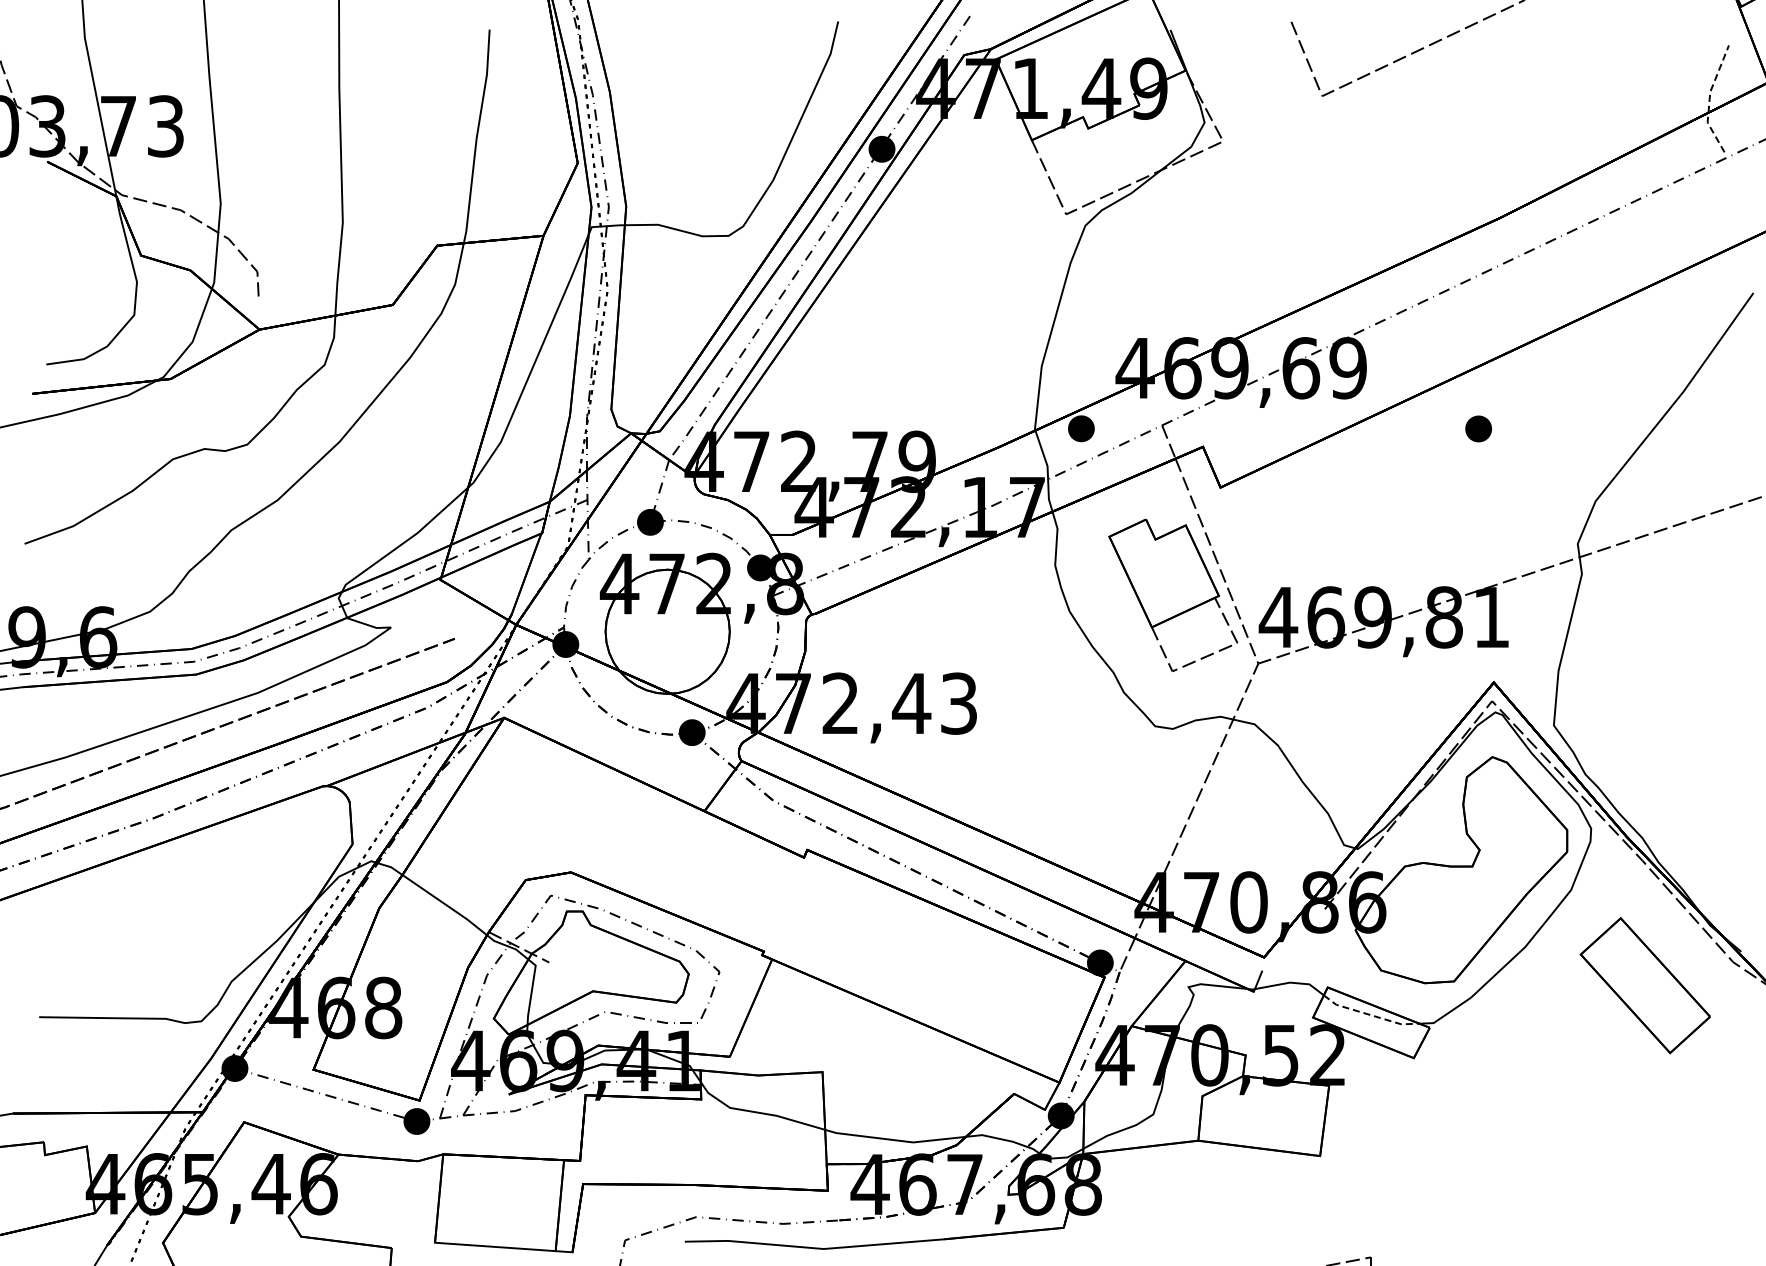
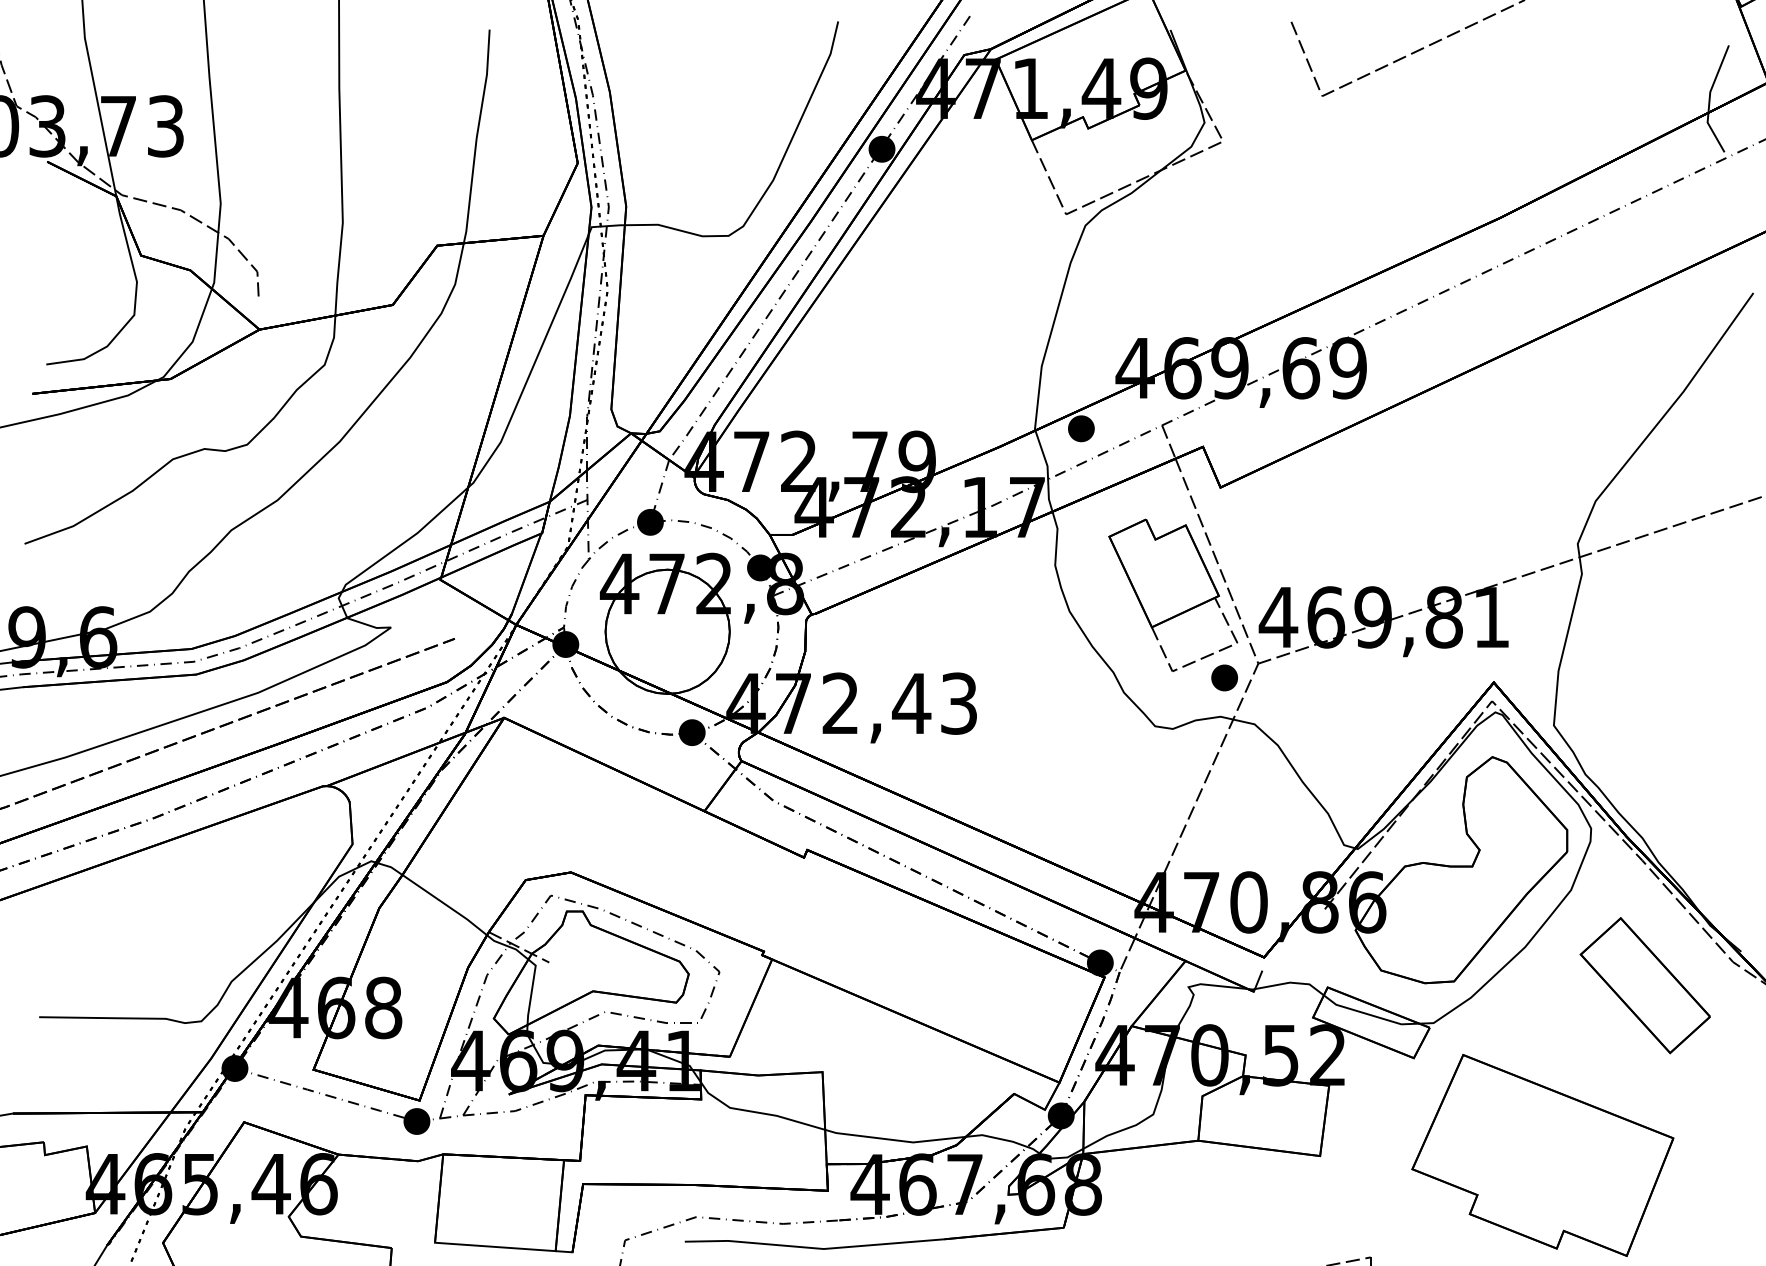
line: dashed -> solid (1709, 98)
part position: (1478, 428) -> (1224, 677) (1224, 677)
line: dashed -> solid (1370, 1014)
part: none -> present (1542, 1155)
